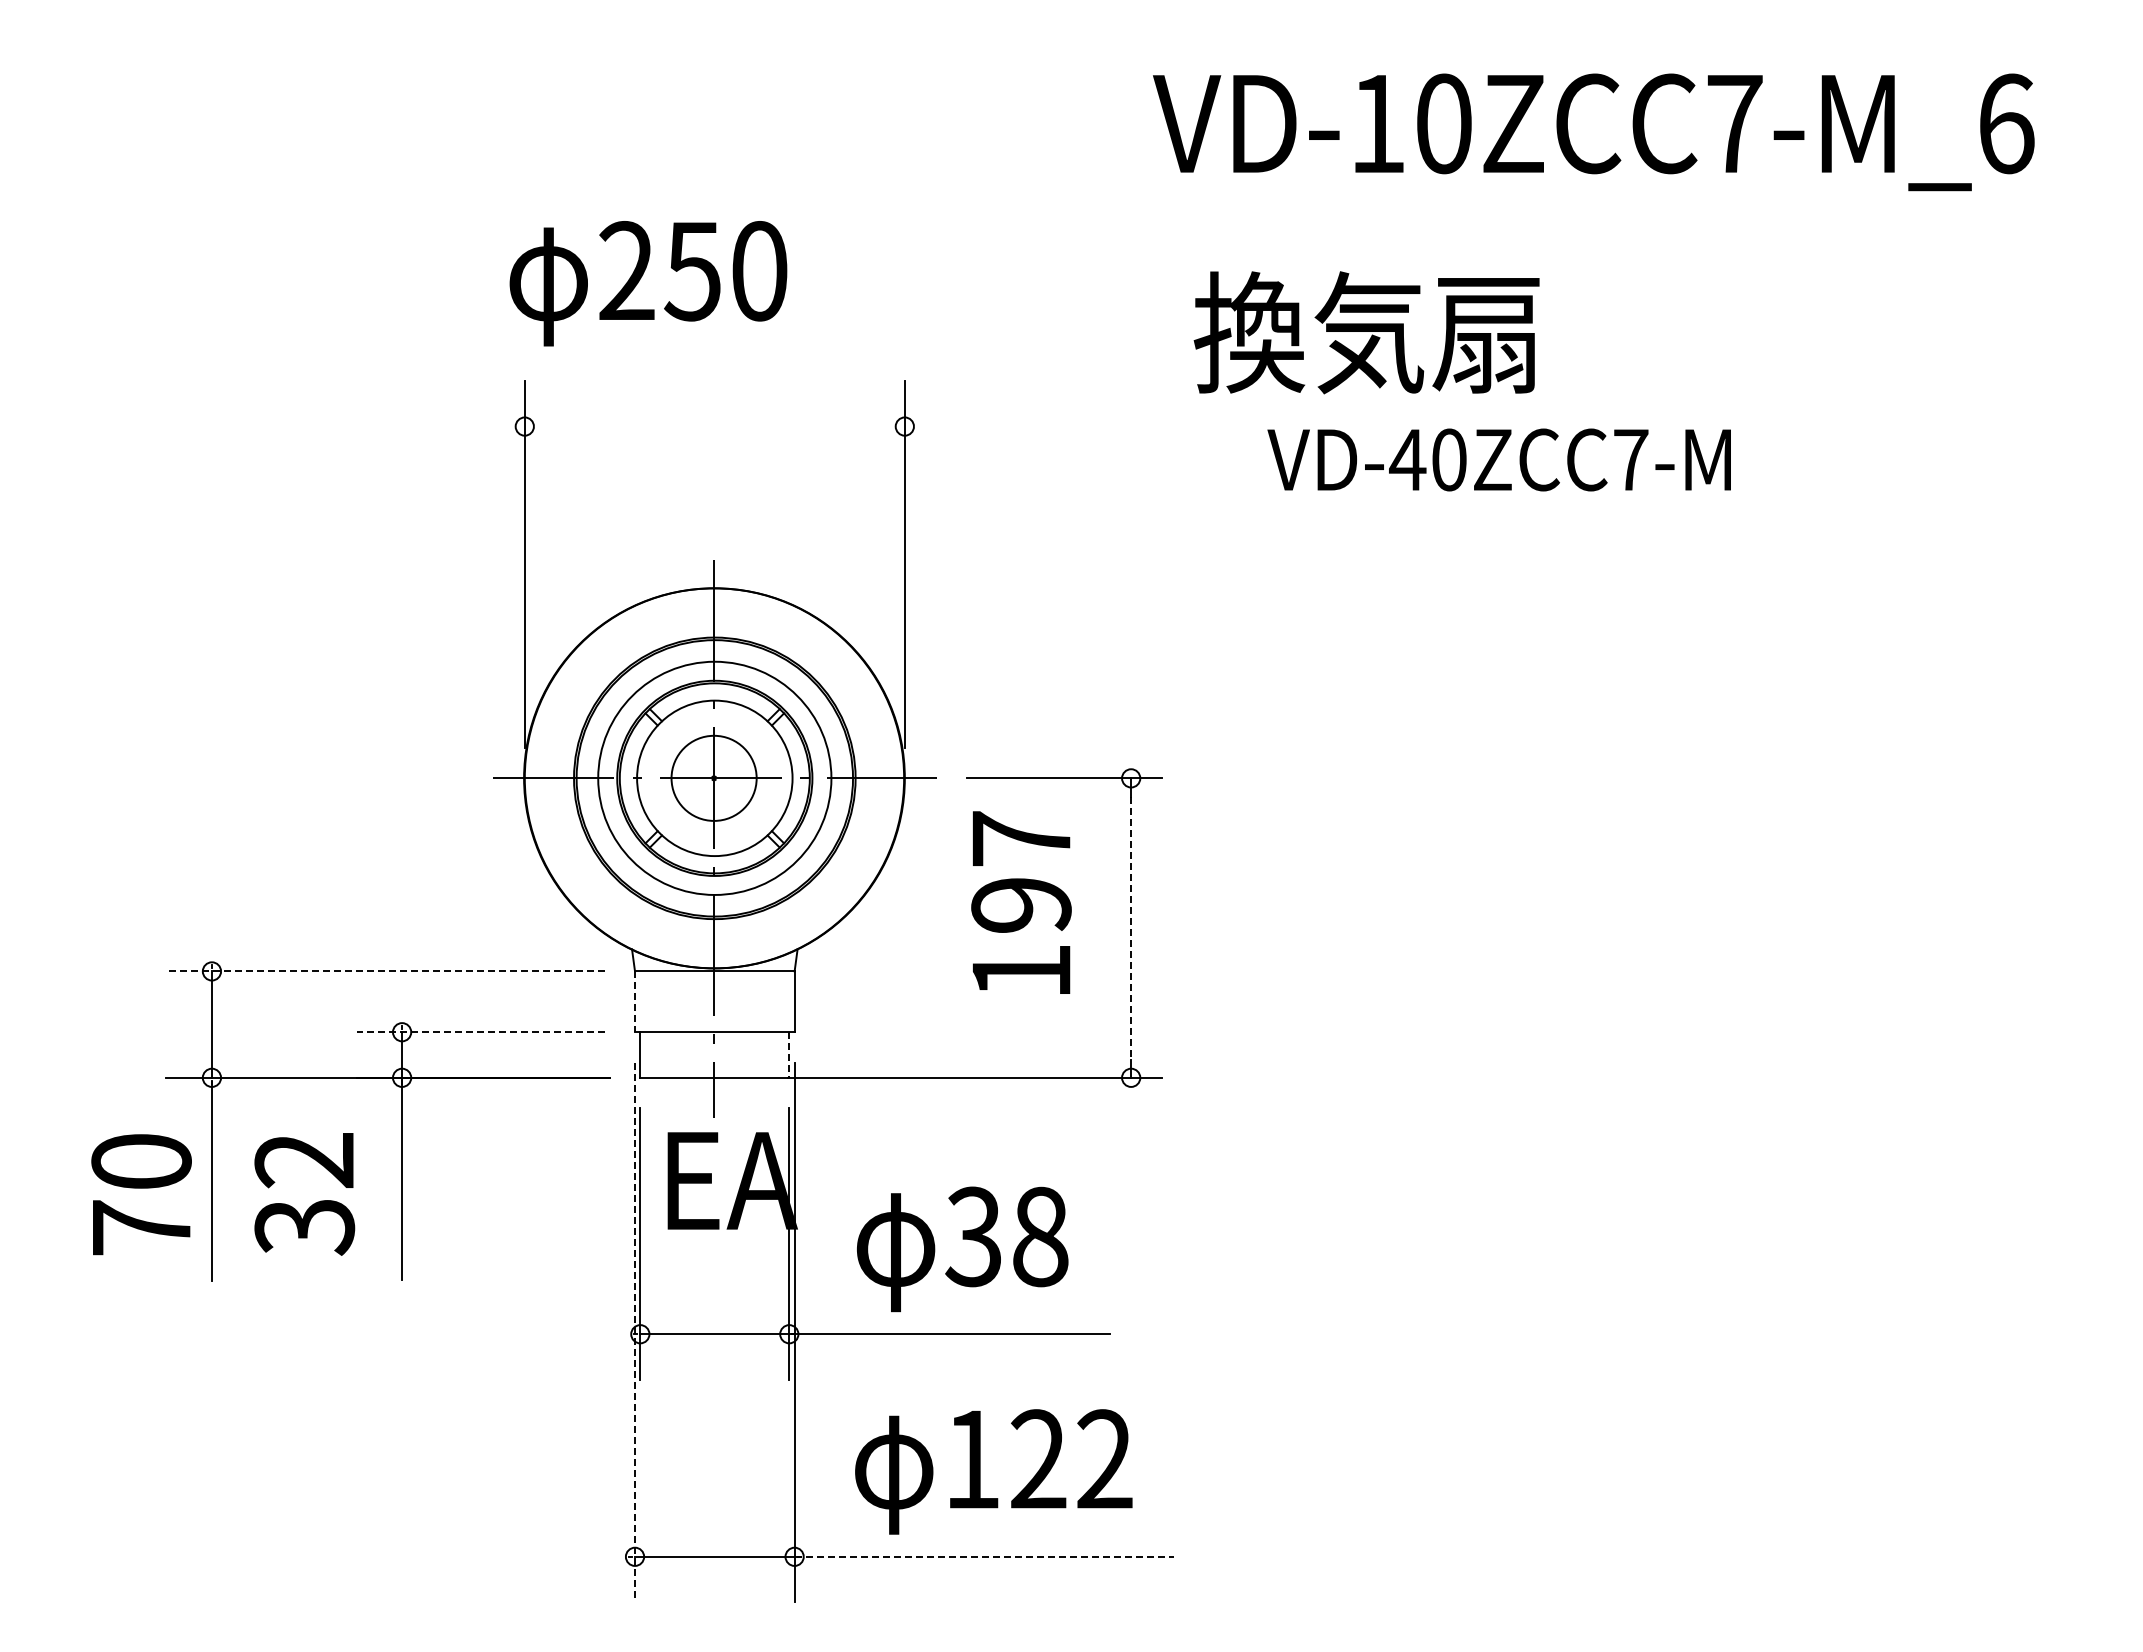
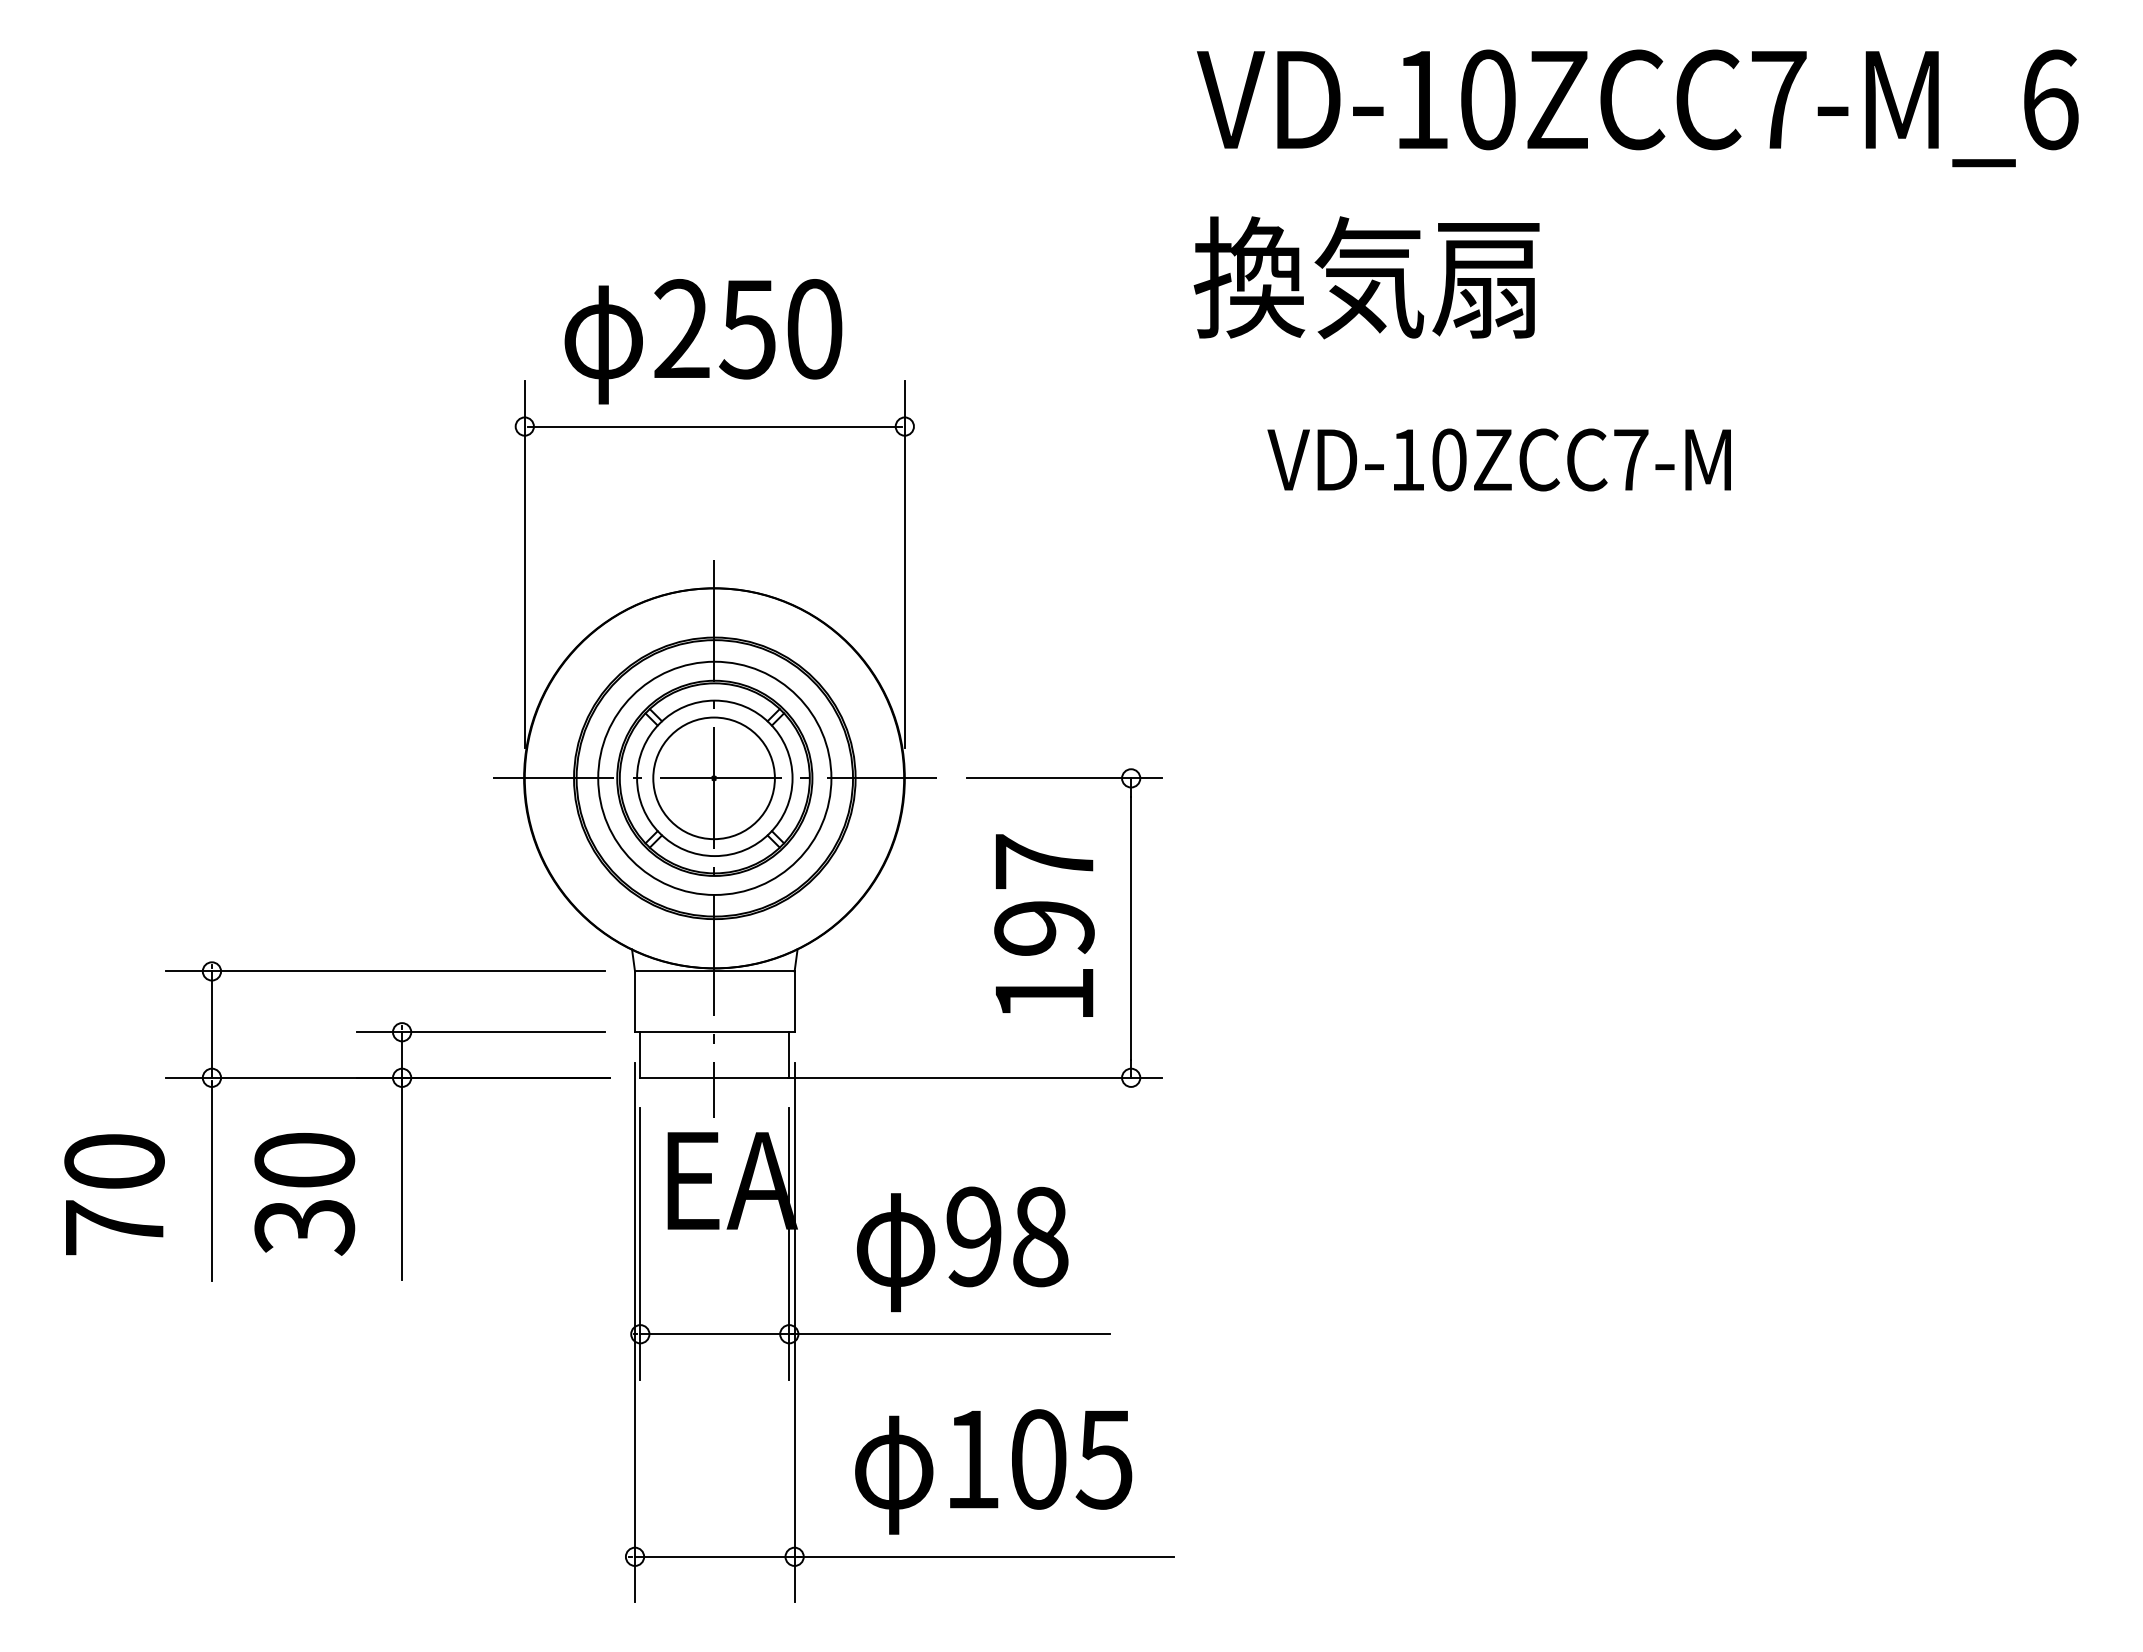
text position: (1593, 132) -> (1637, 108) (1637, 108)
text position: (648, 283) -> (703, 341) (703, 341)
text position: (1366, 332) -> (1366, 277) (1366, 277)
line: none -> present (714, 426)
text: VD-40ZCC7-M -> VD-10ZCC7-M (1407, 459)
circle diameter: 85 px -> 122 px (713, 778)
text position: (1021, 902) -> (1044, 925) (1044, 925)
line: dashed -> solid (1131, 928)
line: dashed -> solid (384, 971)
line: dashed -> solid (635, 1002)
line: dashed -> solid (480, 1032)
line: dashed -> solid (789, 1055)
text: 32 -> 30 (304, 1160)
text position: (141, 1194) -> (114, 1194) (114, 1194)
text: 38 -> 98 (973, 1236)
line: dashed -> solid (635, 1332)
text: 122 -> 105 (1071, 1459)
line: dashed -> solid (984, 1556)
